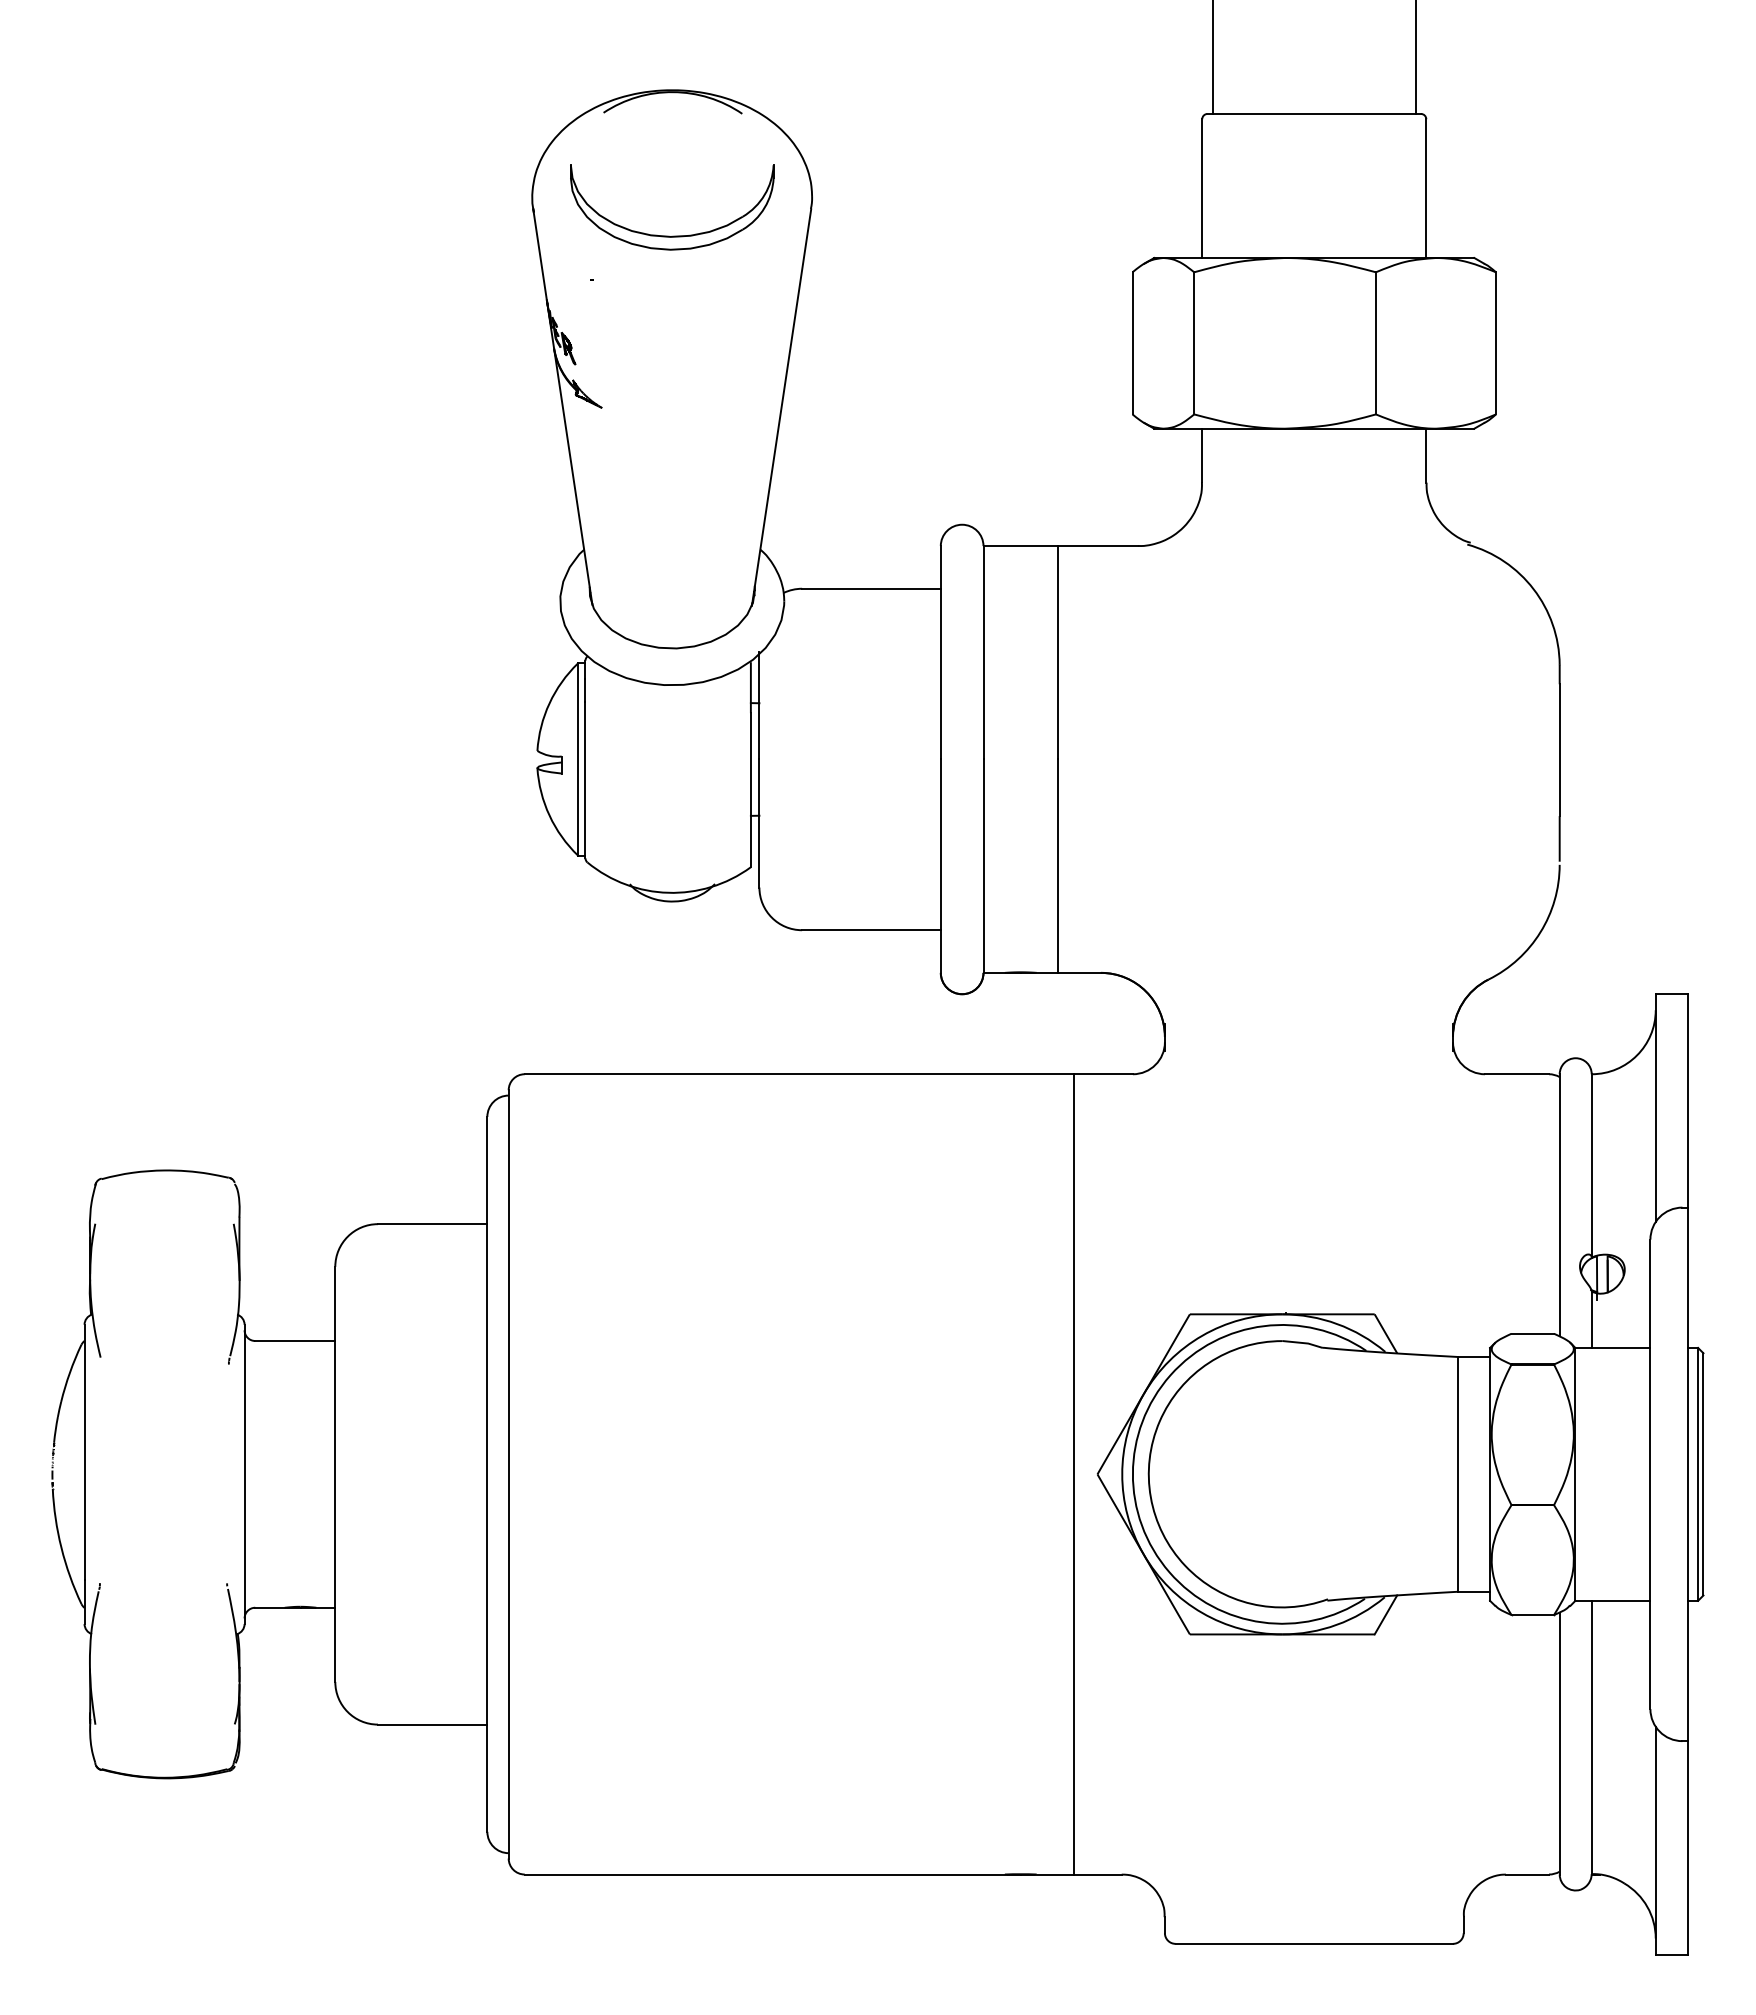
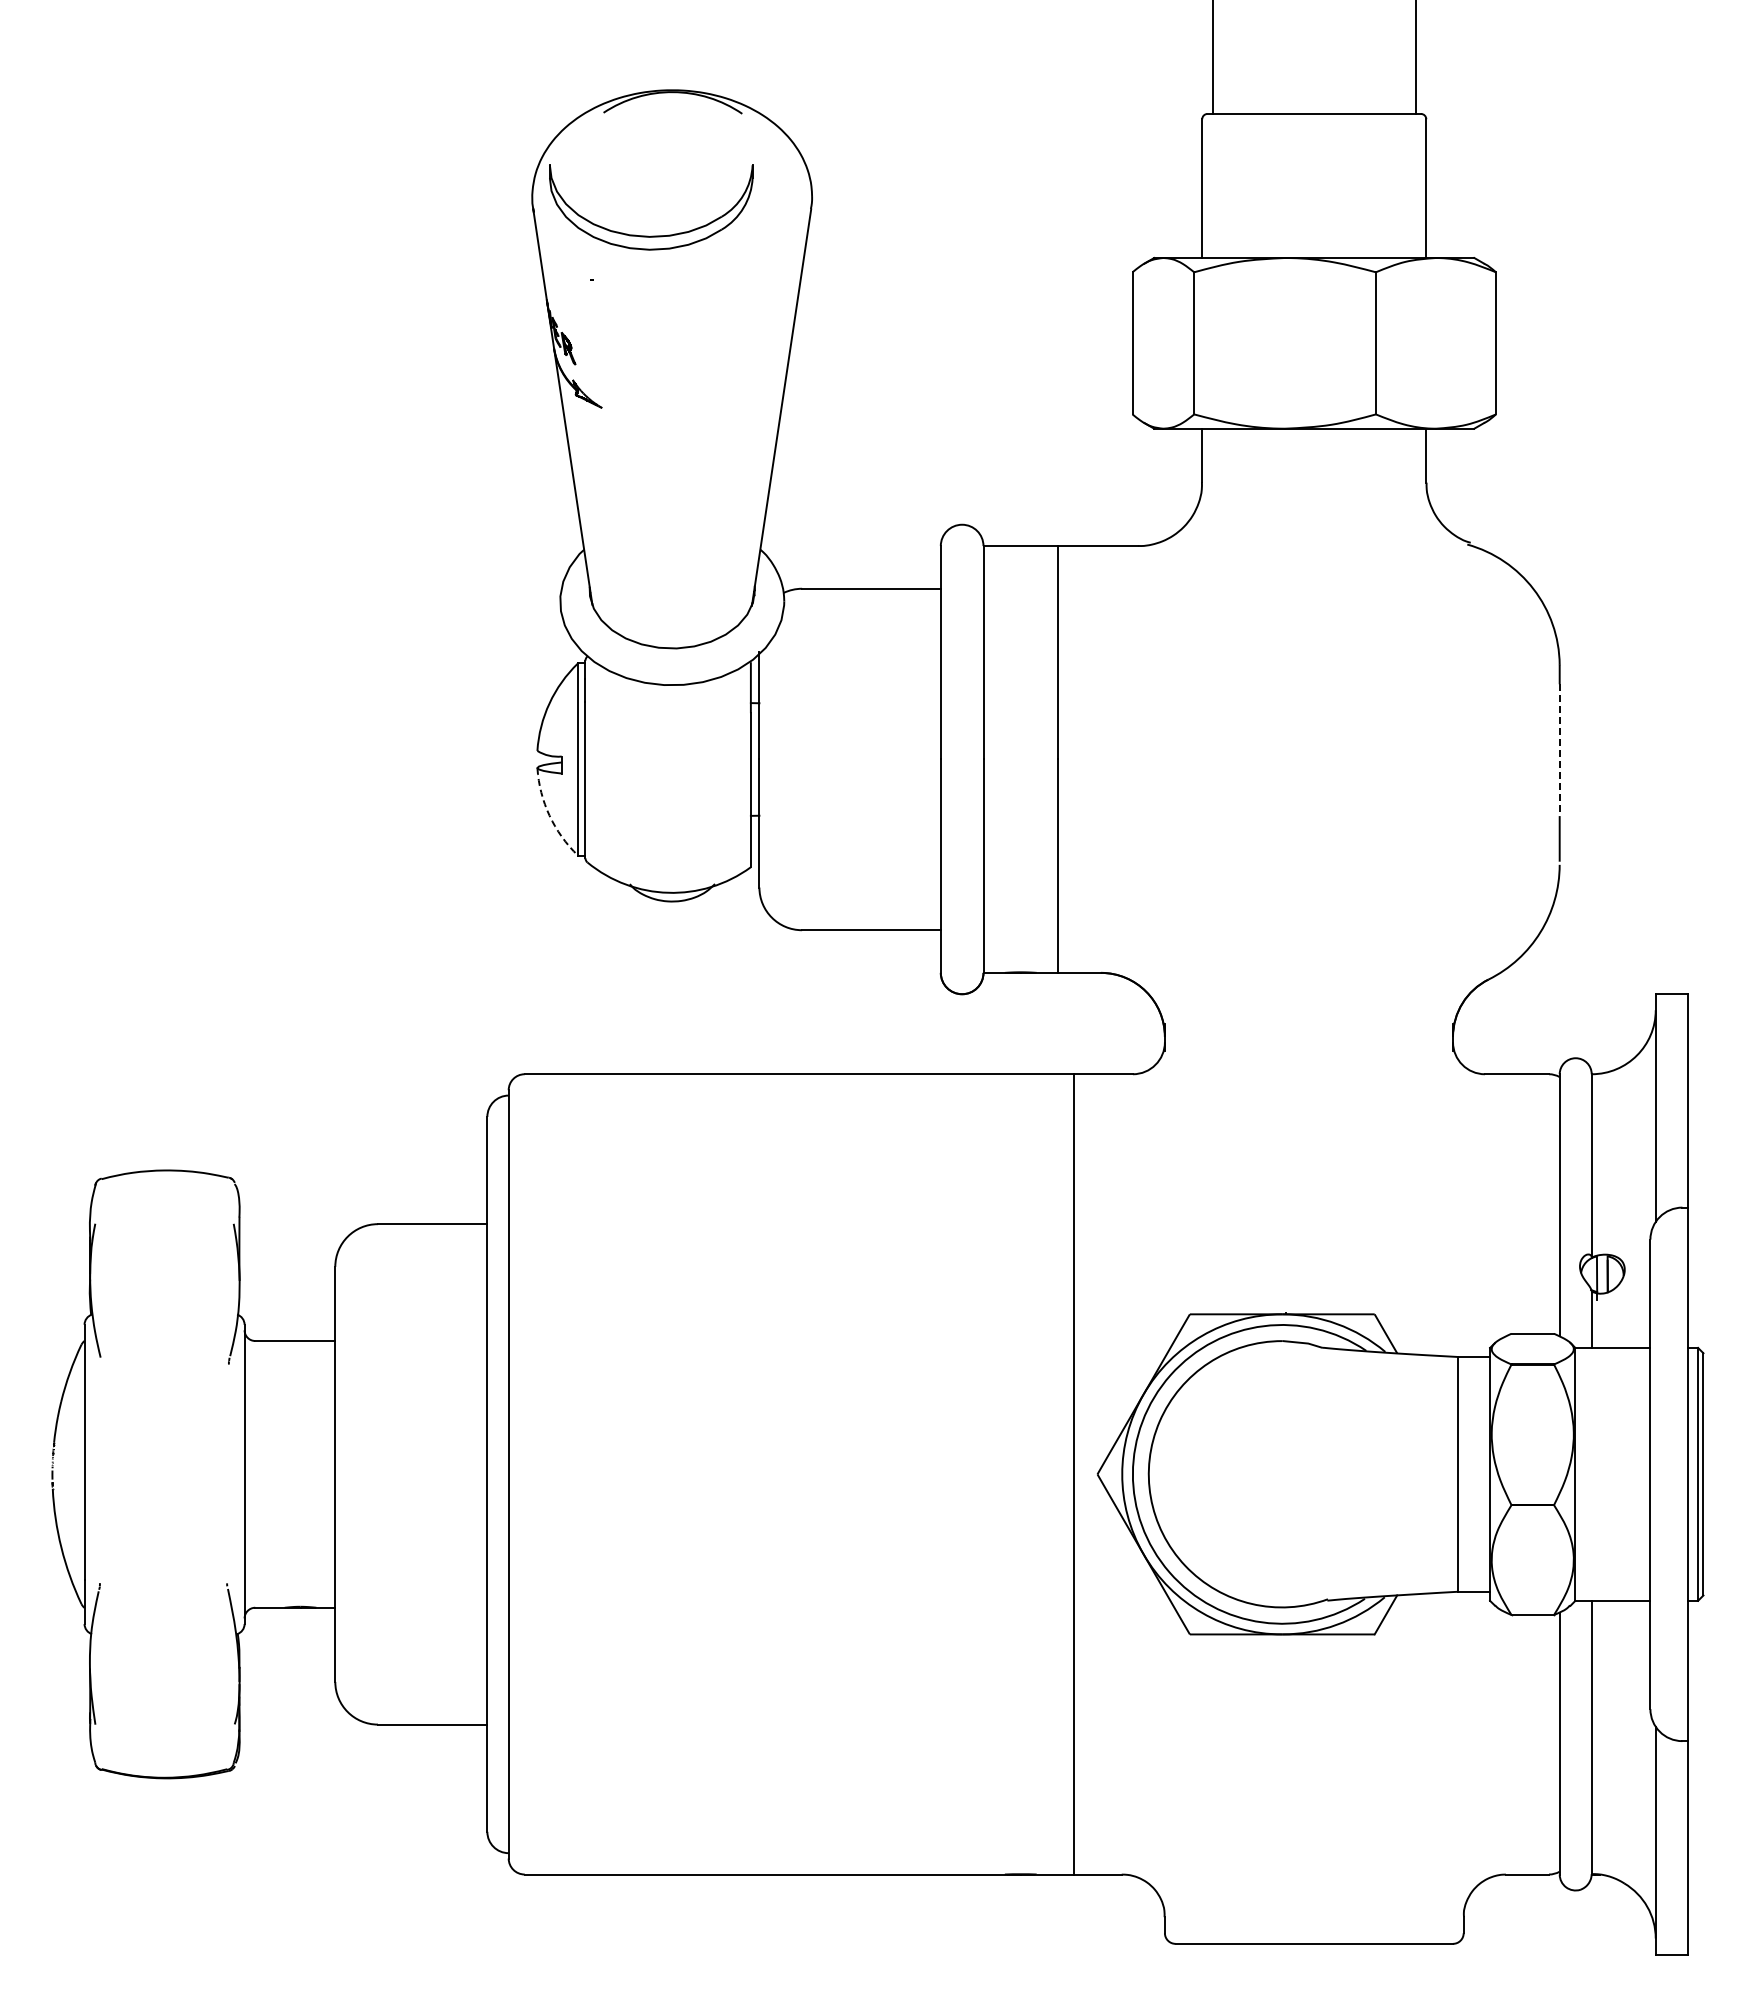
part position: (672, 235) -> (651, 235) (651, 235)
line: solid -> dashed (1559, 750)
arc: solid -> dashed (549, 815)
